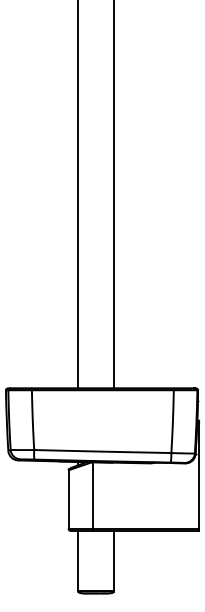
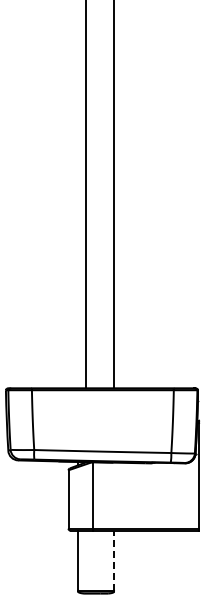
line position: (78, 195) -> (86, 195) (86, 195)
line: solid -> dashed (114, 560)
